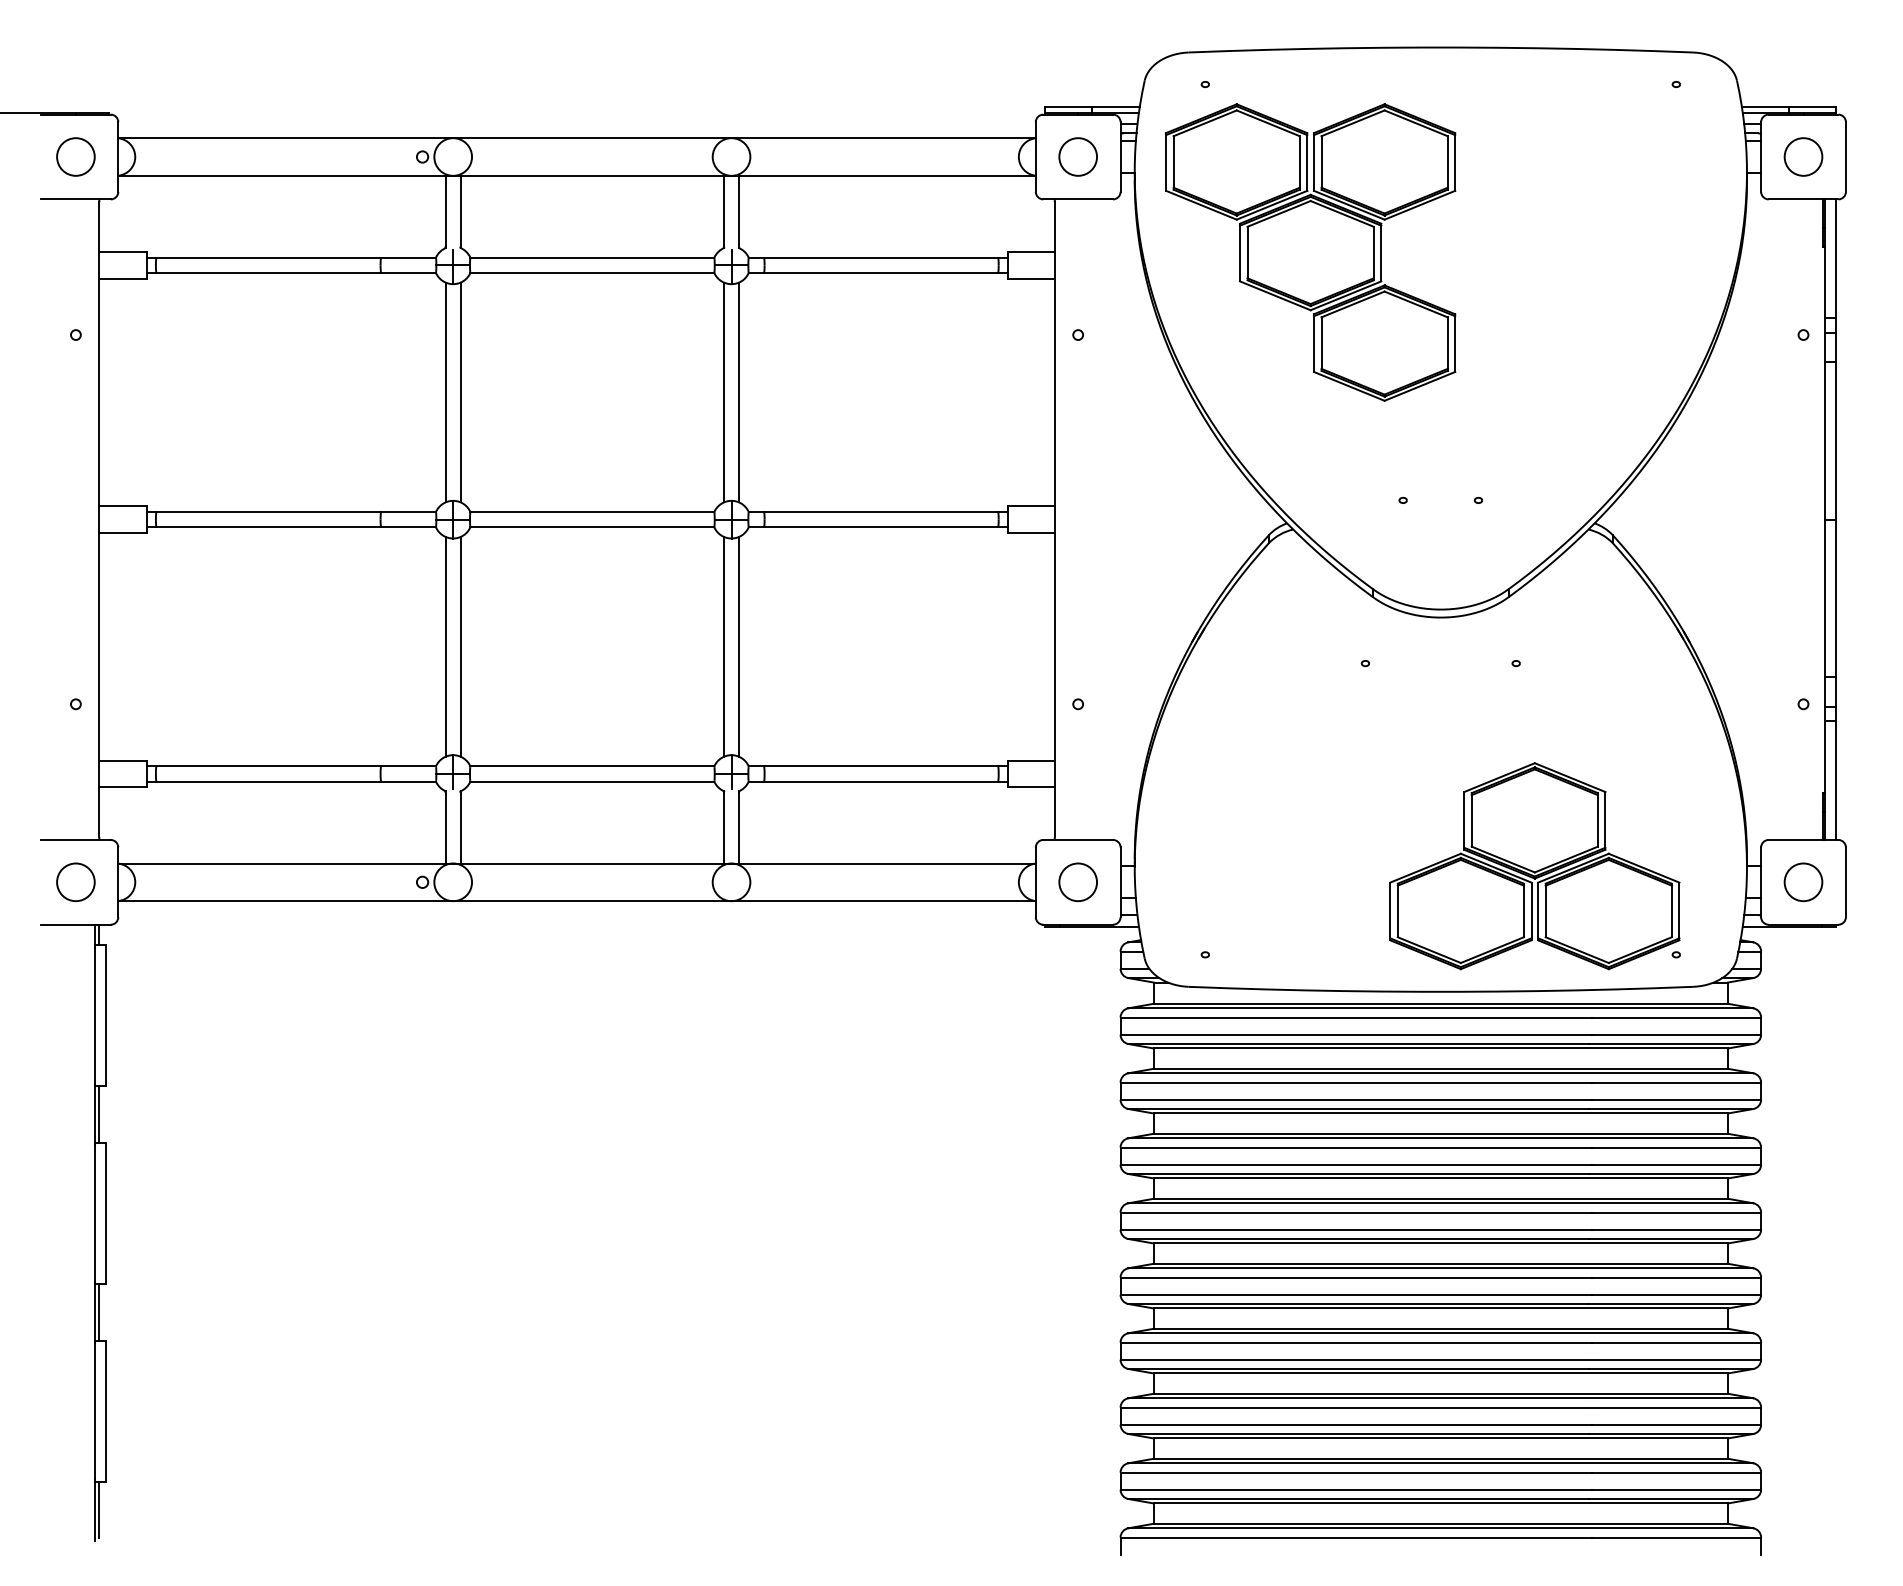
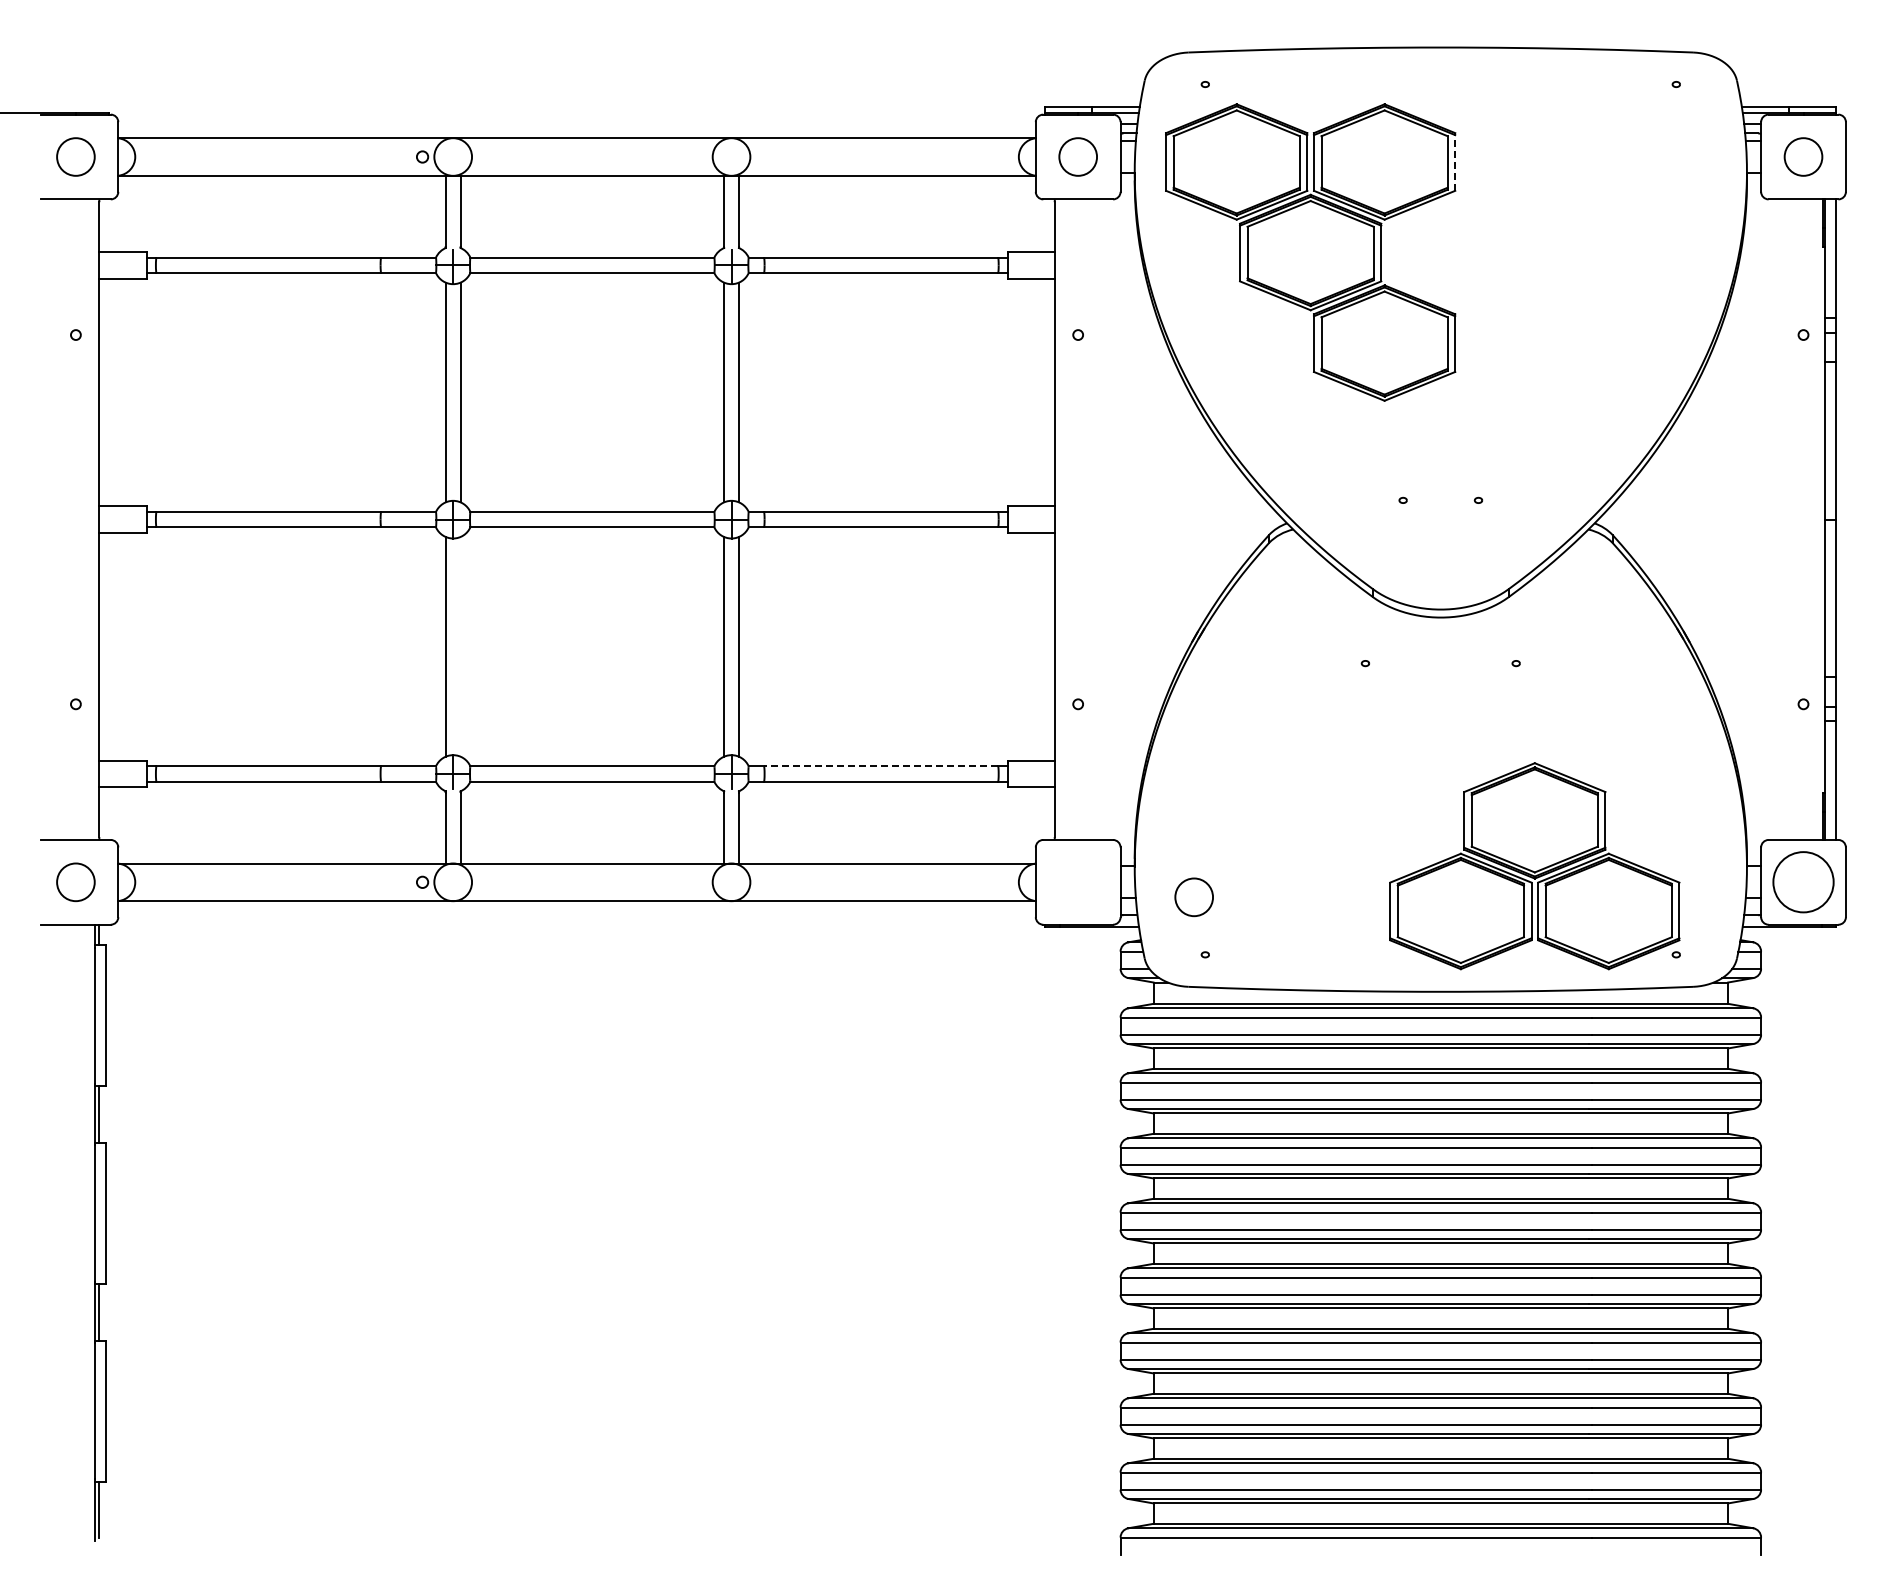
line: solid -> dashed (1455, 161)
line: present -> none (460, 646)
line: solid -> dashed (880, 766)
circle position: (1077, 882) -> (1193, 897) (1193, 897)
circle size: 41x41 px -> 63x63 px (1803, 882)
